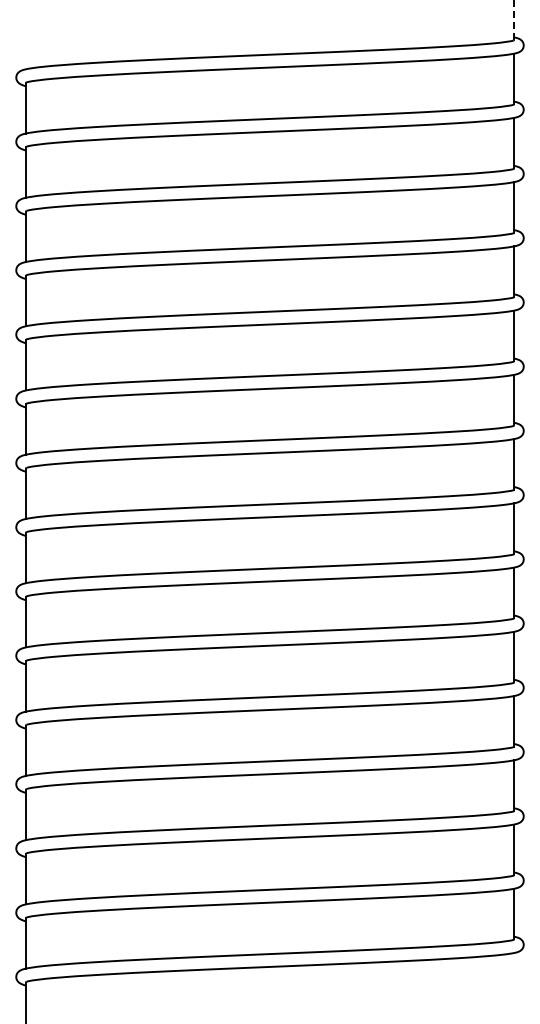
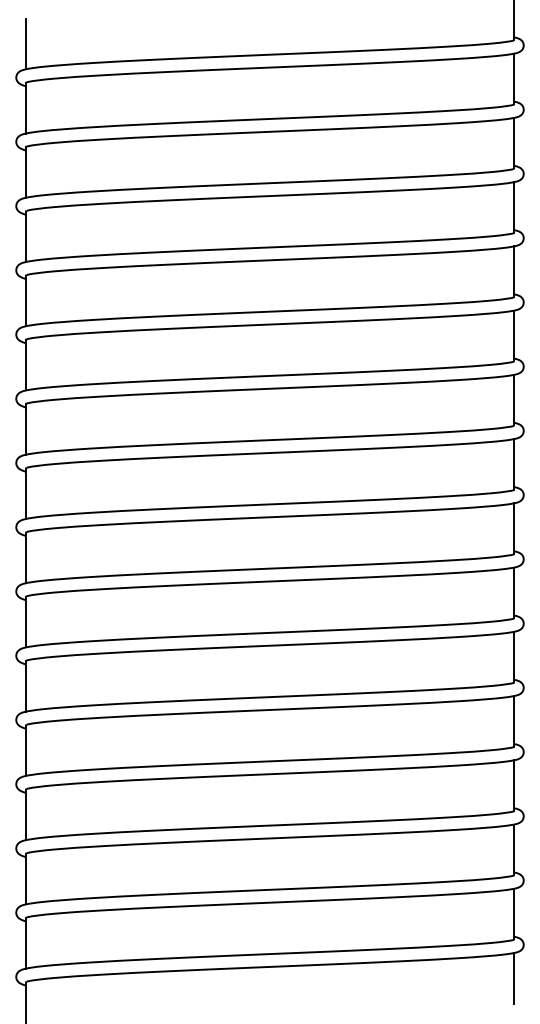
line: dashed -> solid (514, 20)
line: none -> present (25, 43)
line: none -> present (514, 978)
